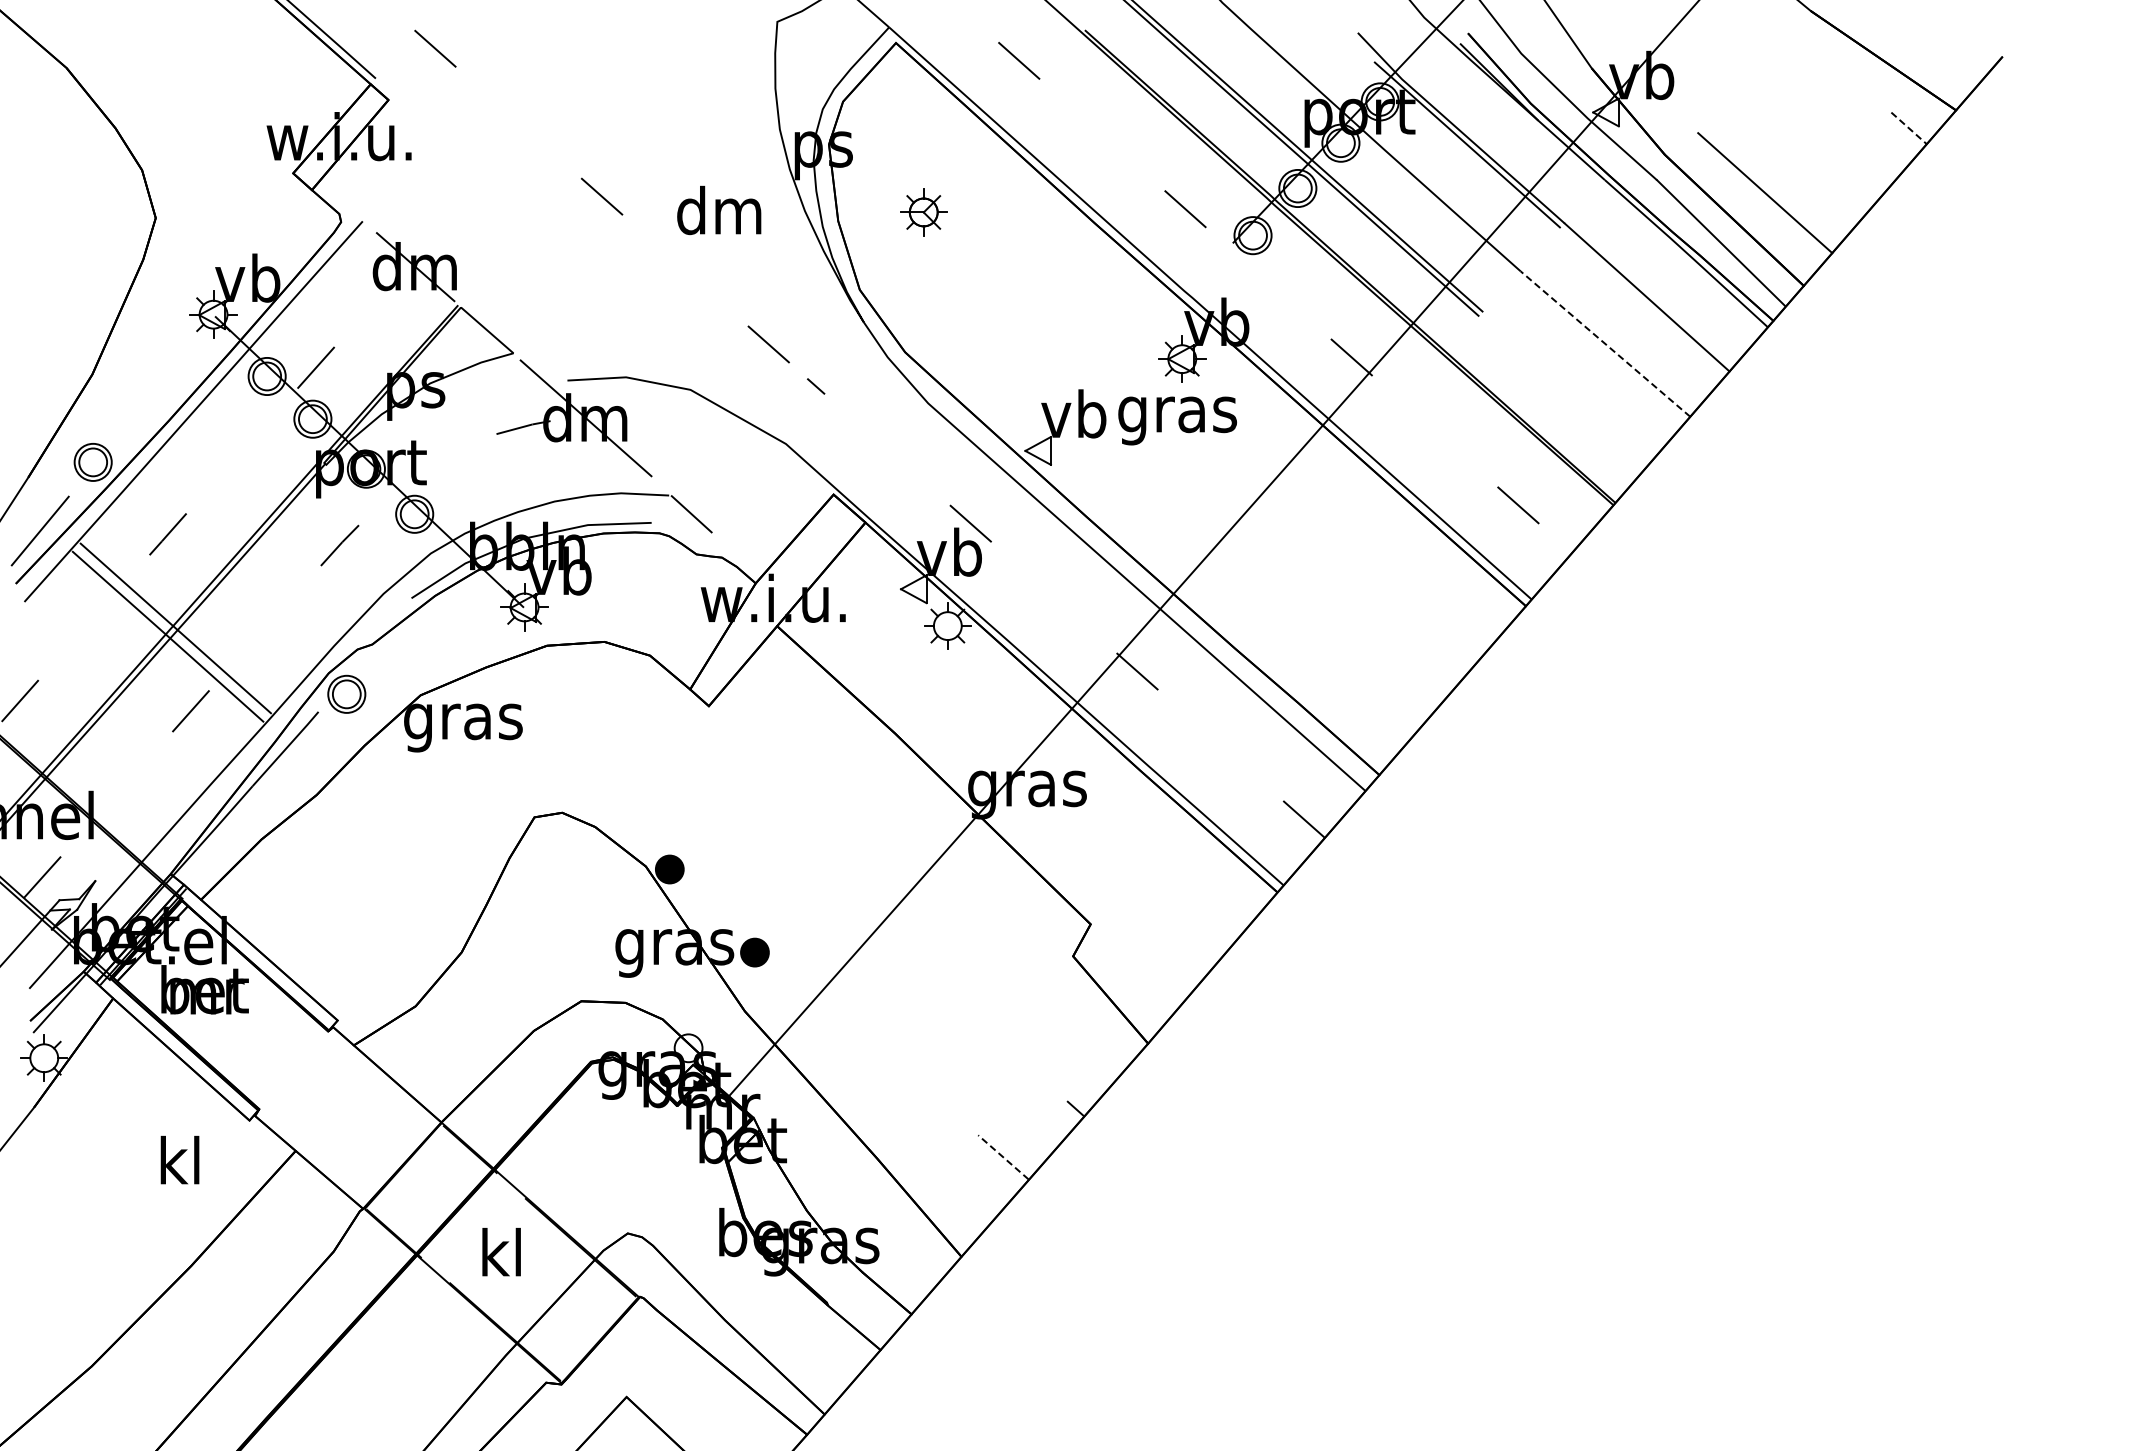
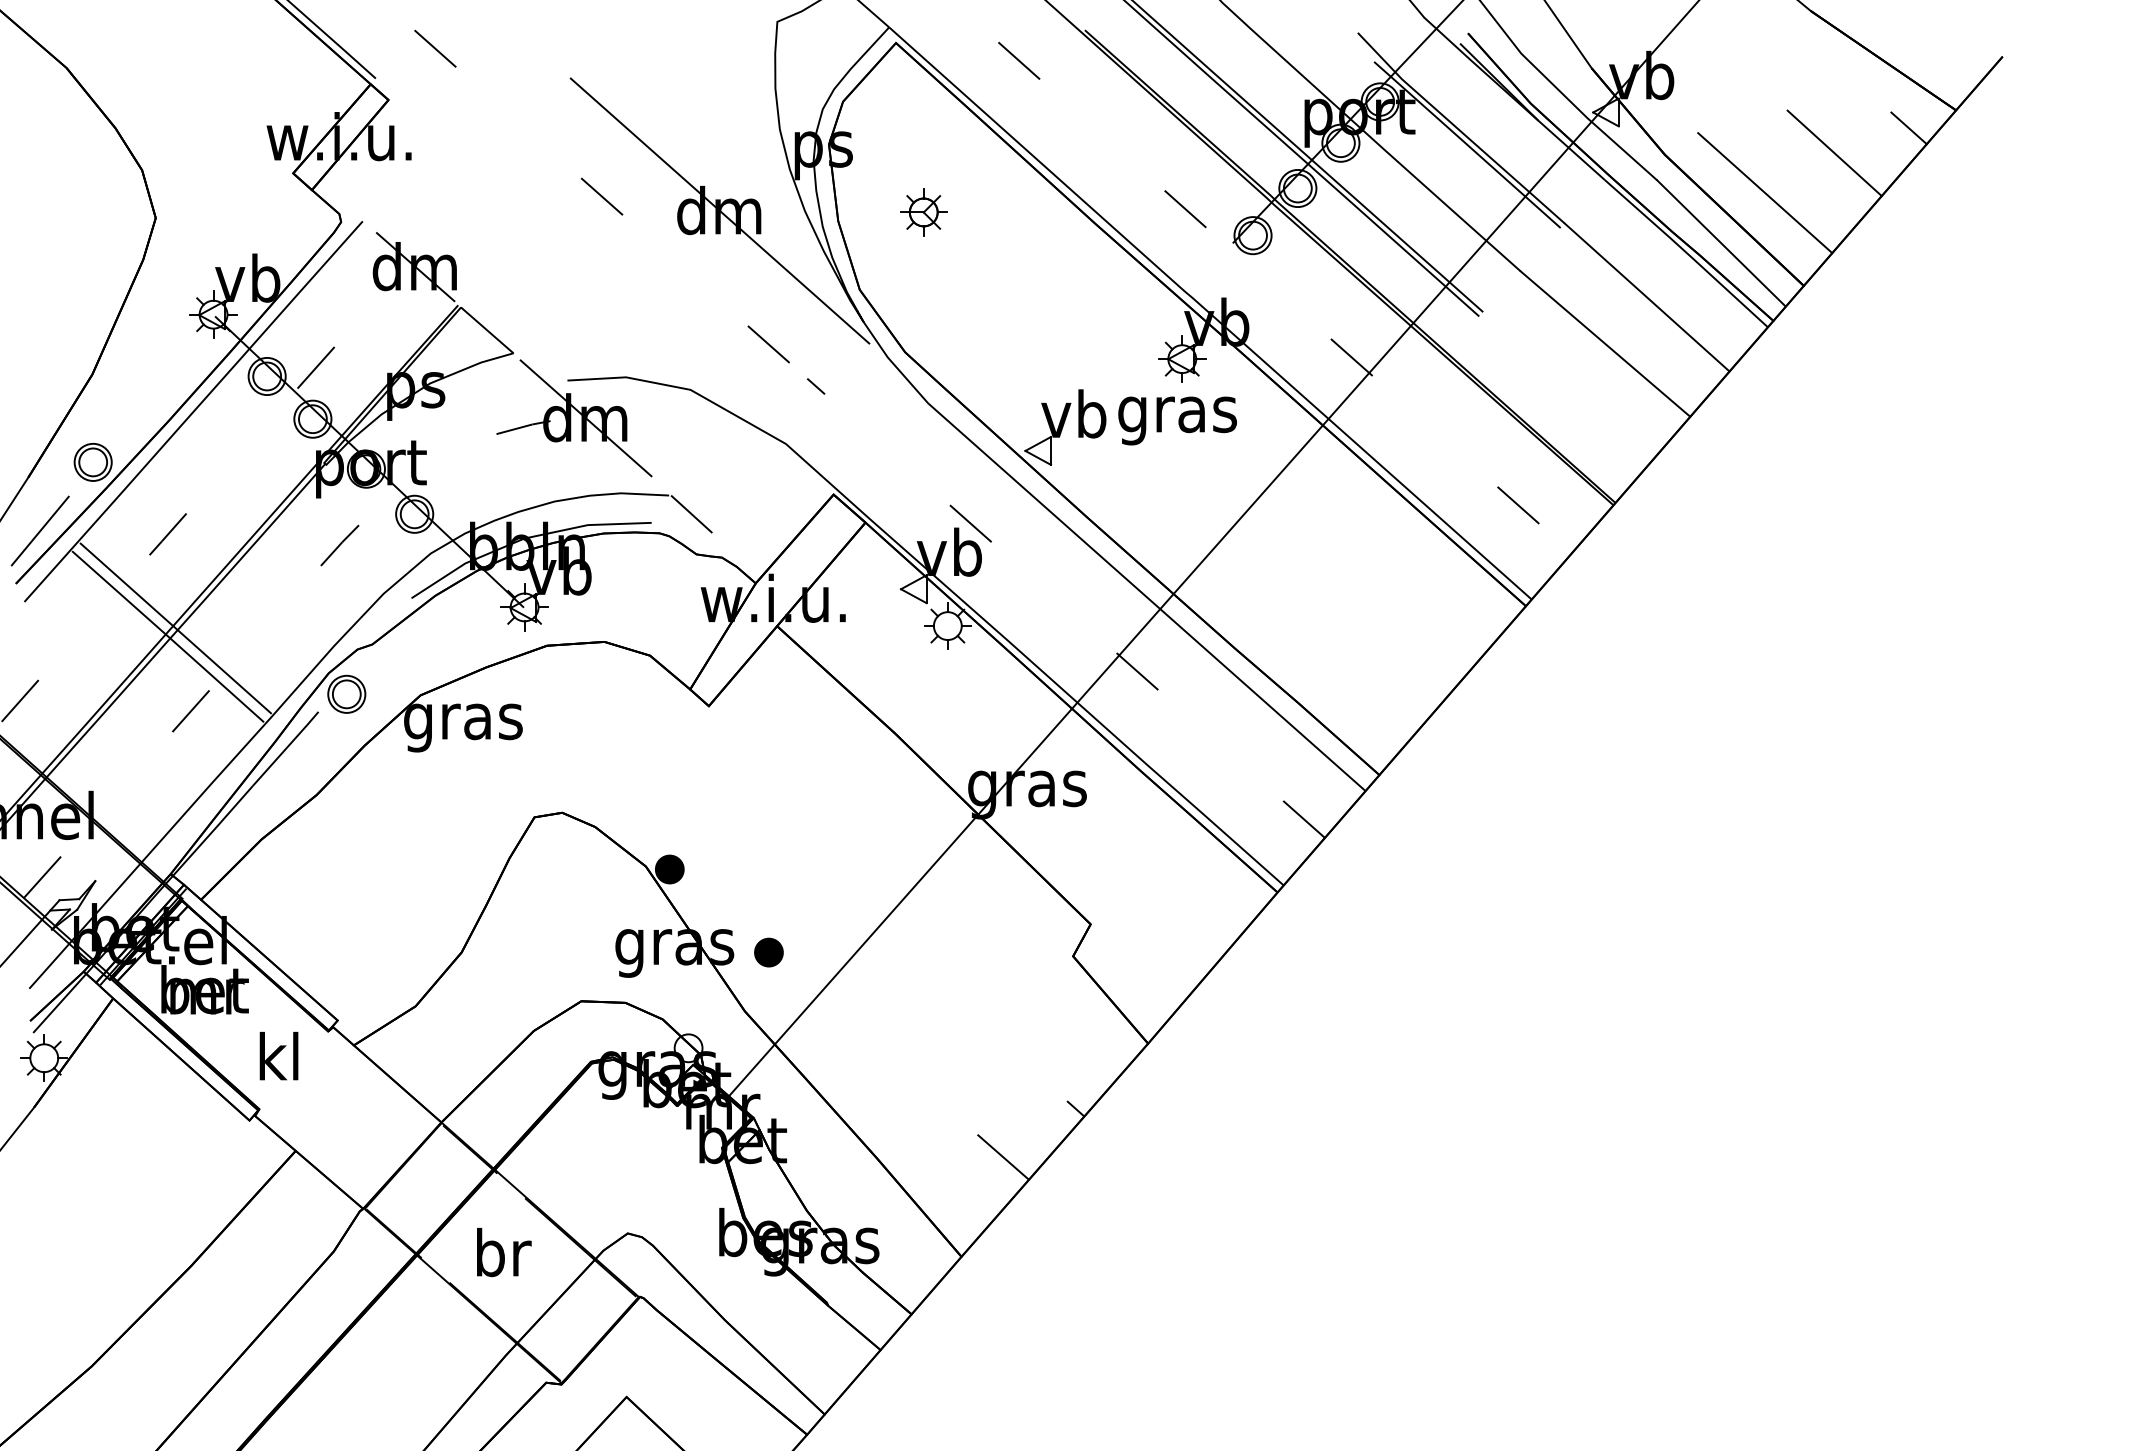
line: dashed -> solid (1909, 128)
line: none -> present (1834, 153)
line: none -> present (719, 210)
line: dashed -> solid (1605, 344)
part position: (754, 952) -> (768, 952) (768, 952)
line: dashed -> solid (1003, 1157)
text position: (179, 1160) -> (278, 1056) (278, 1056)
text: kl -> br (504, 1252)
